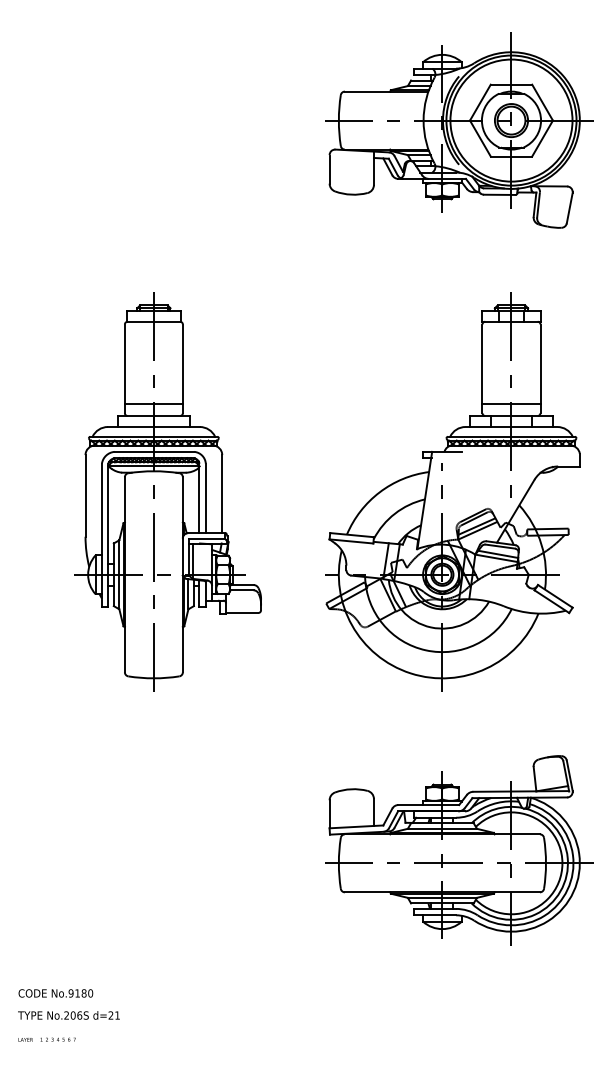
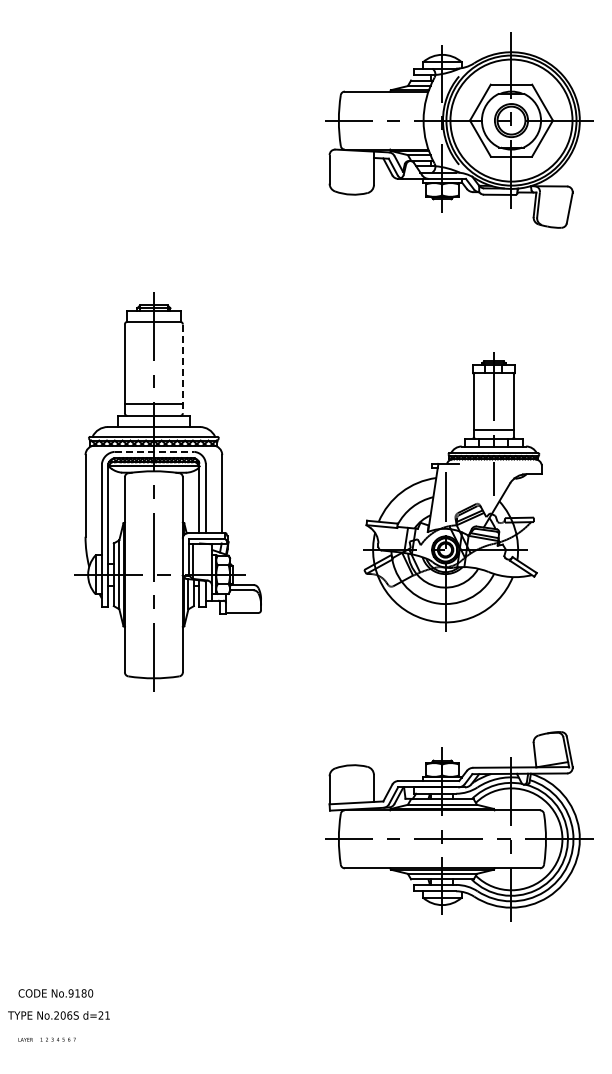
line: solid -> dashed (182, 369)
line: solid -> dashed (154, 451)
part size: 256x400 px -> 180x280 px (452, 491)
part position: (459, 850) -> (459, 826) (459, 826)
text position: (68, 1015) -> (58, 1015) (58, 1015)
